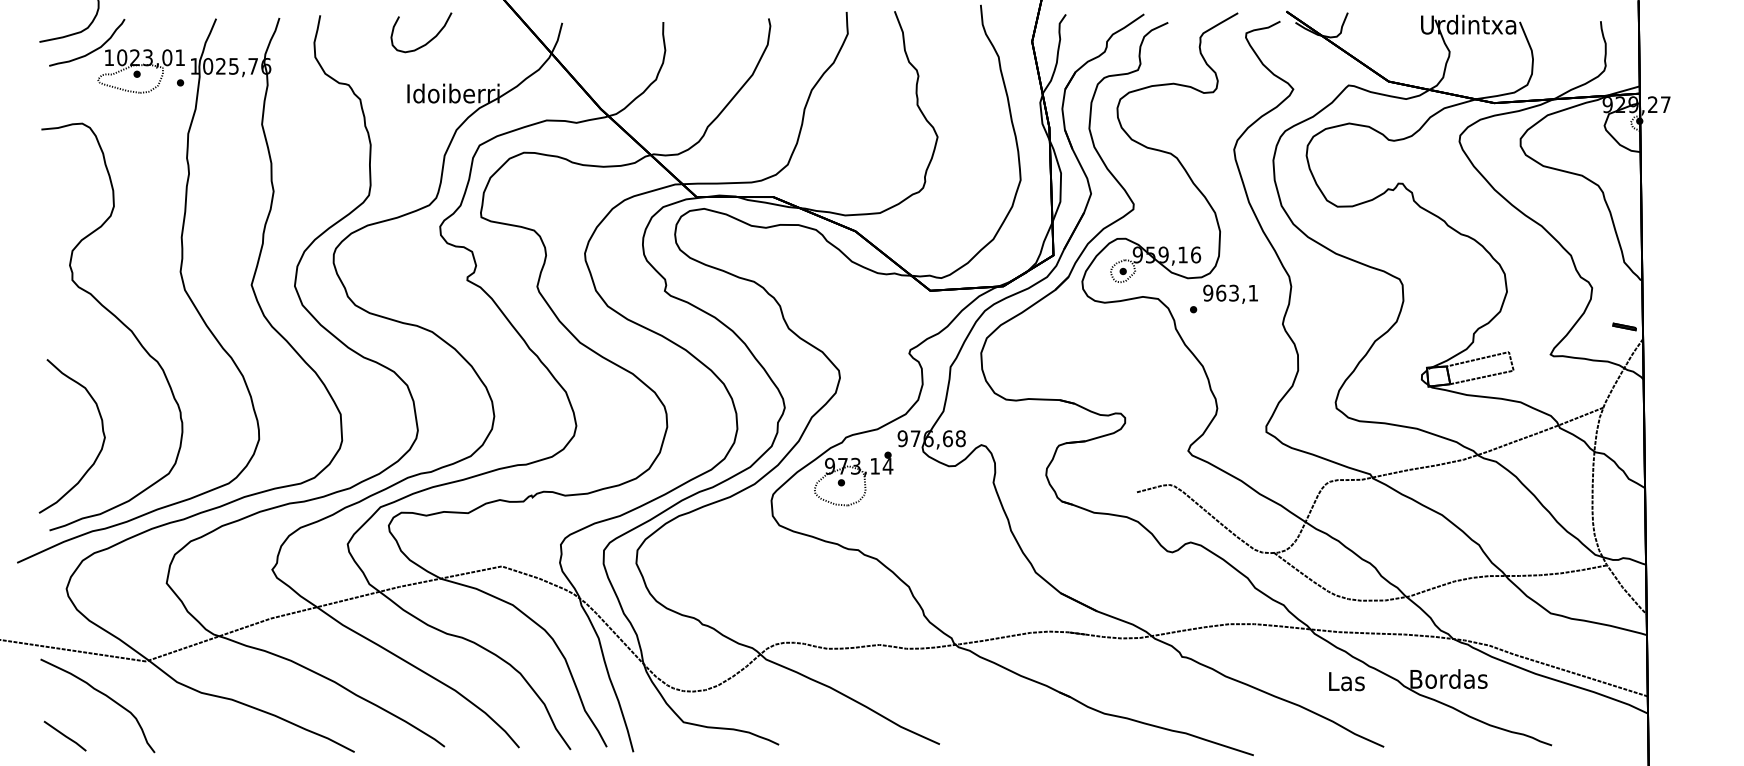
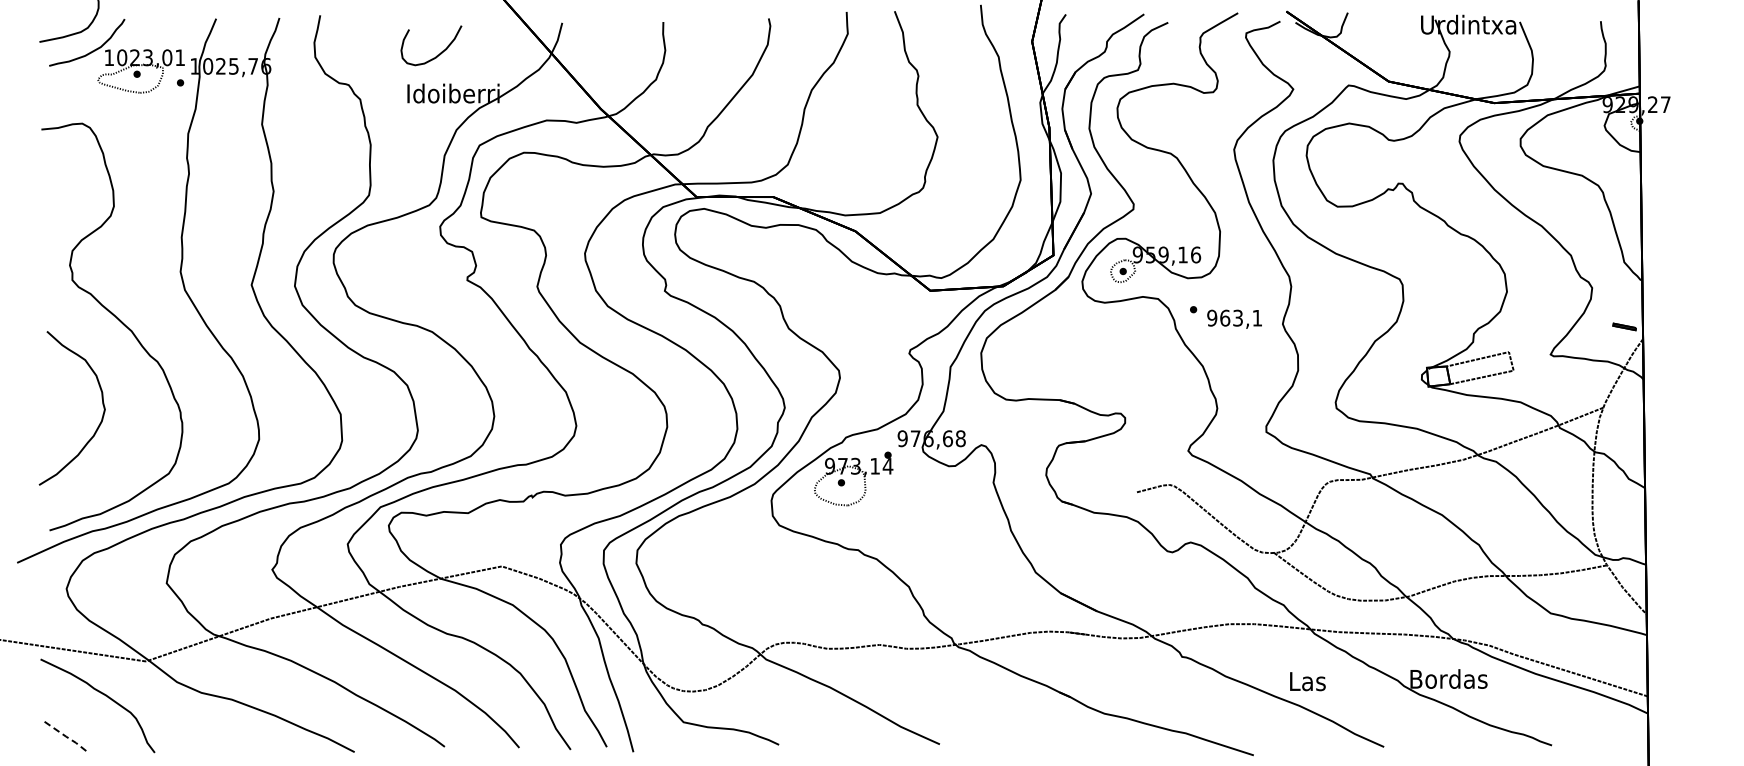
curve position: (426, 42) -> (436, 55) (436, 55)
text position: (1230, 293) -> (1234, 318) (1234, 318)
curve position: (102, 433) -> (102, 405) (102, 405)
text position: (1346, 681) -> (1307, 681) (1307, 681)
line: solid -> dashed (66, 736)
